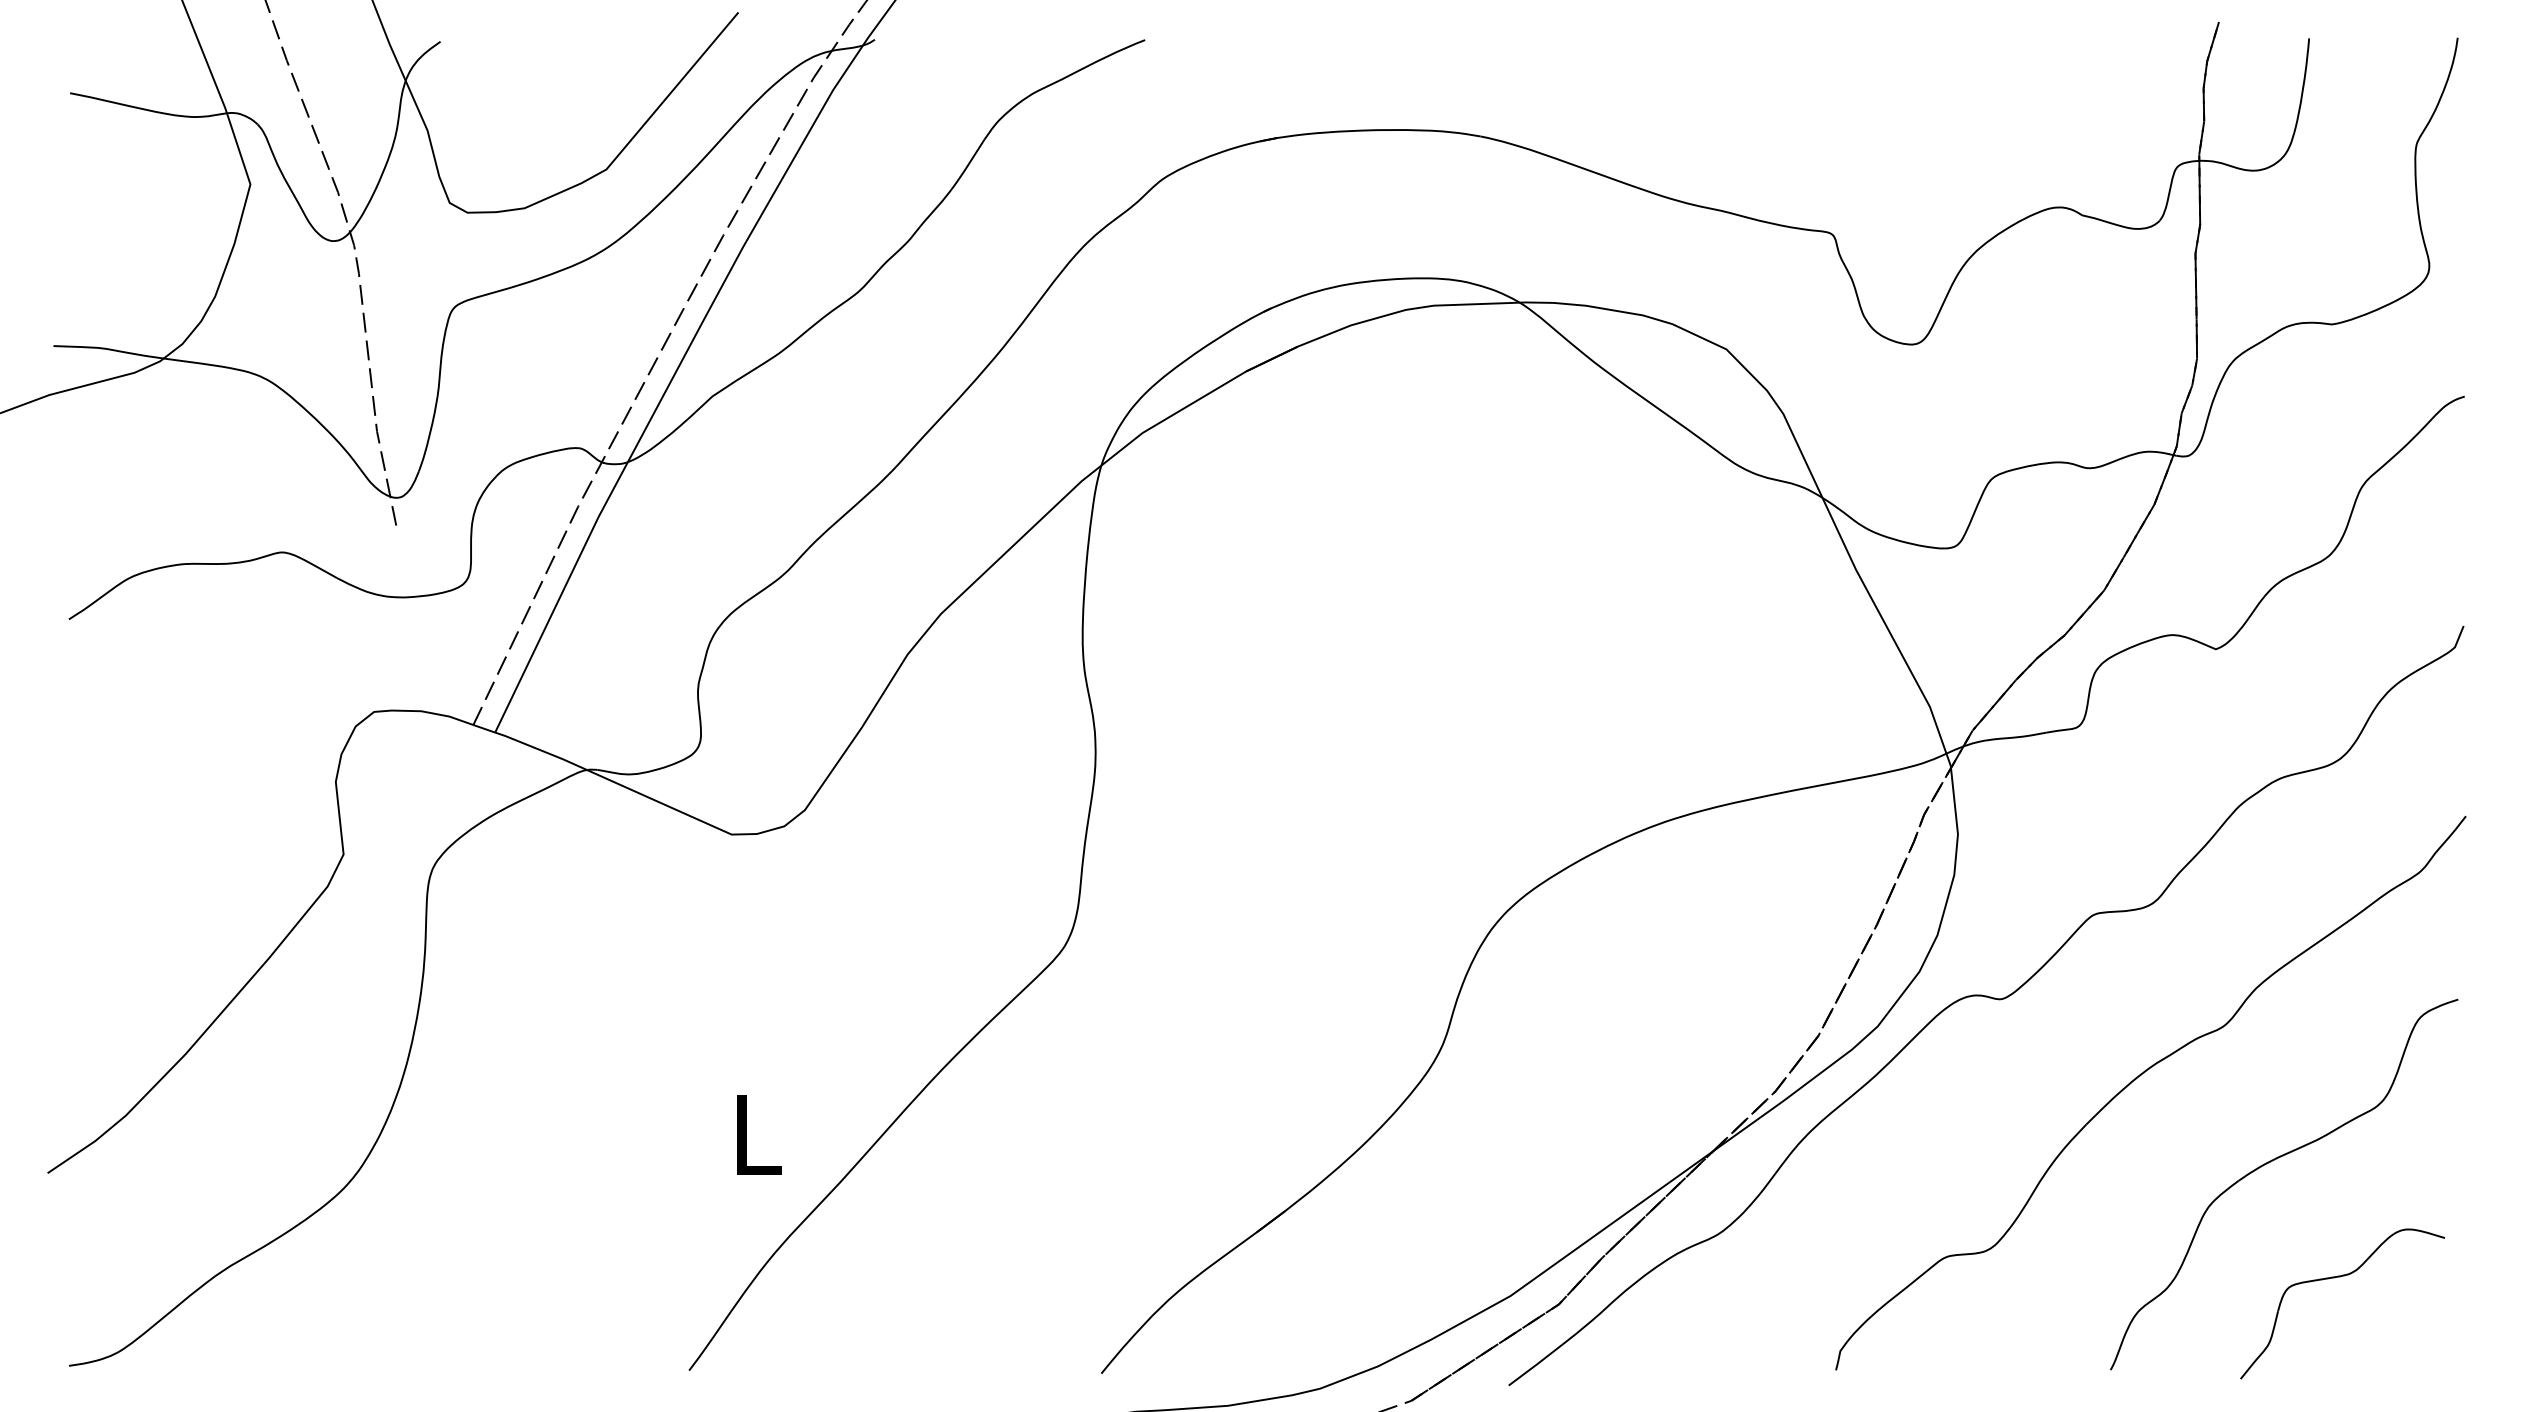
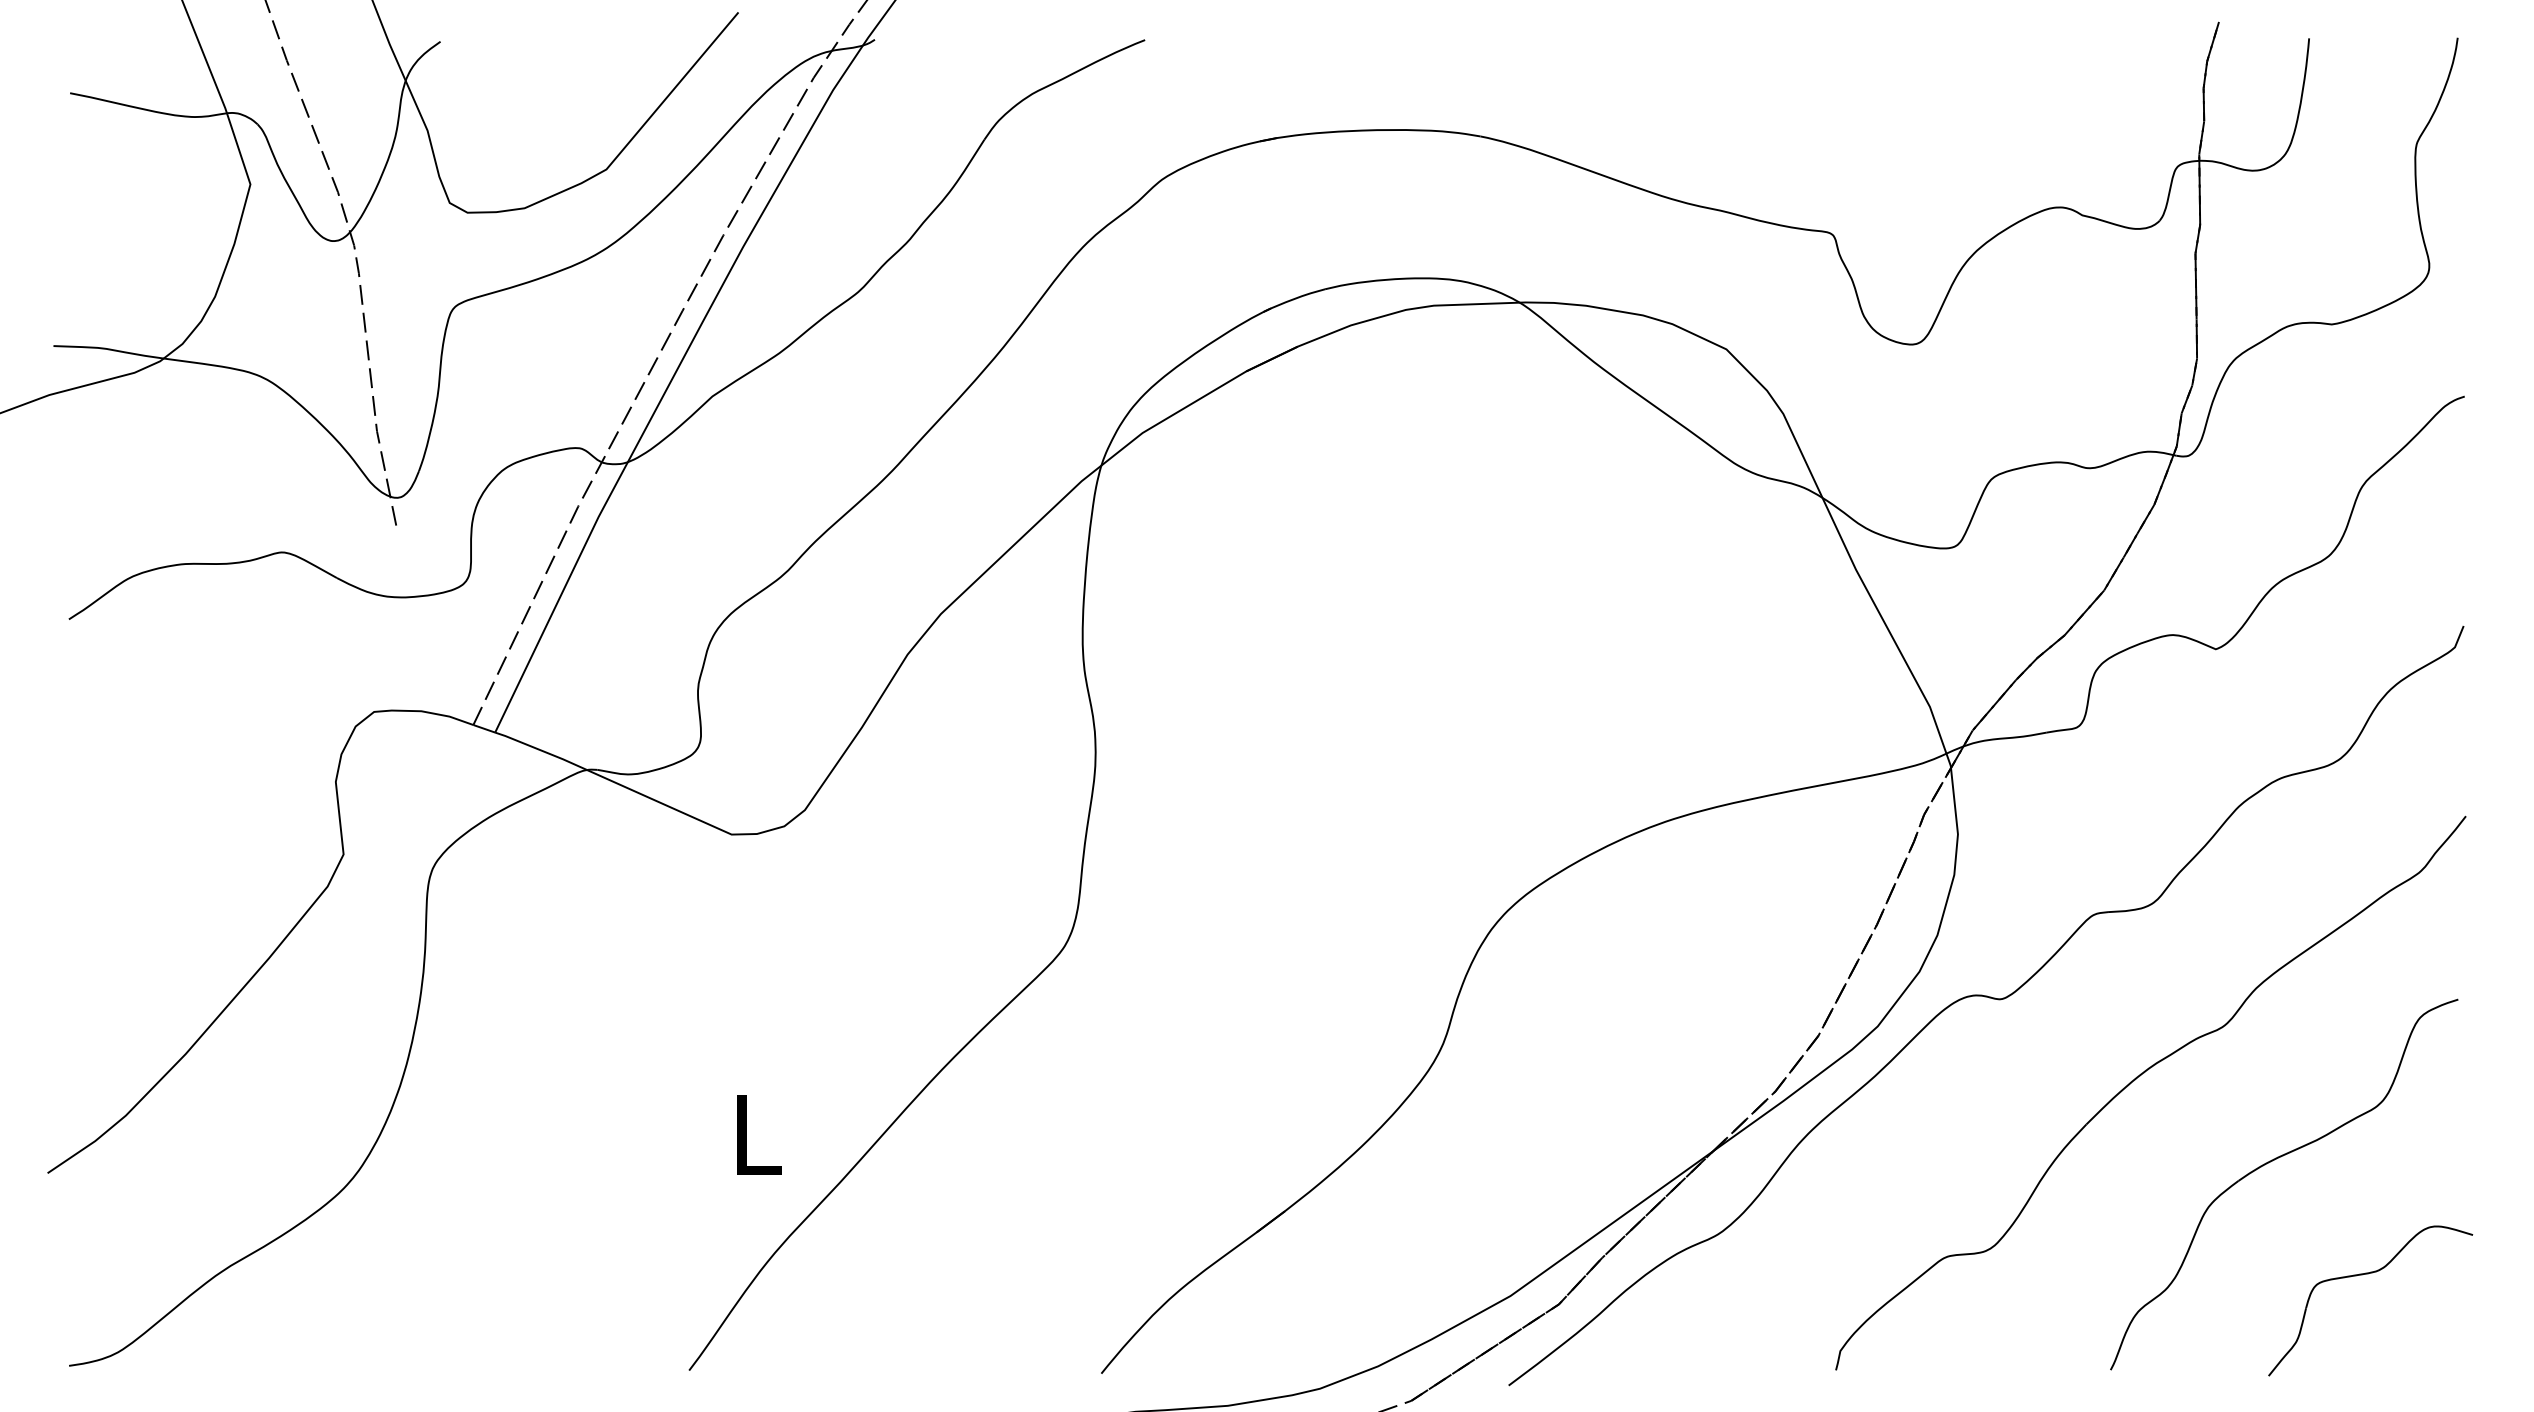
part position: (2340, 1277) -> (2368, 1274) (2368, 1274)
